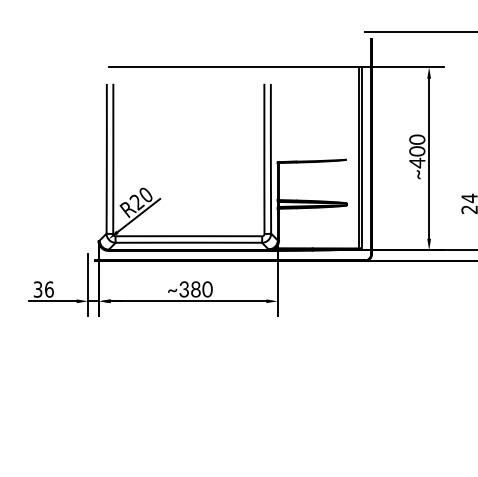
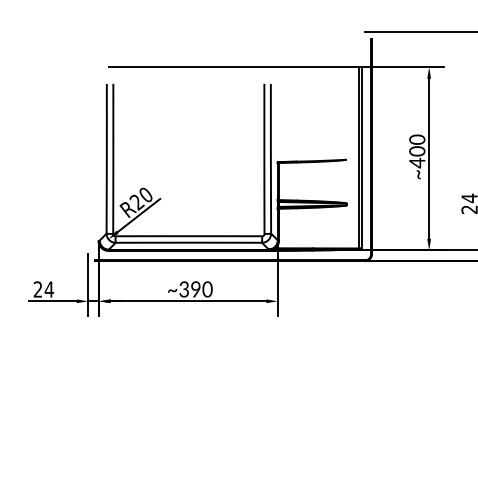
text: 36 -> 24 (43, 289)
text: ~380 -> ~390 (195, 289)
